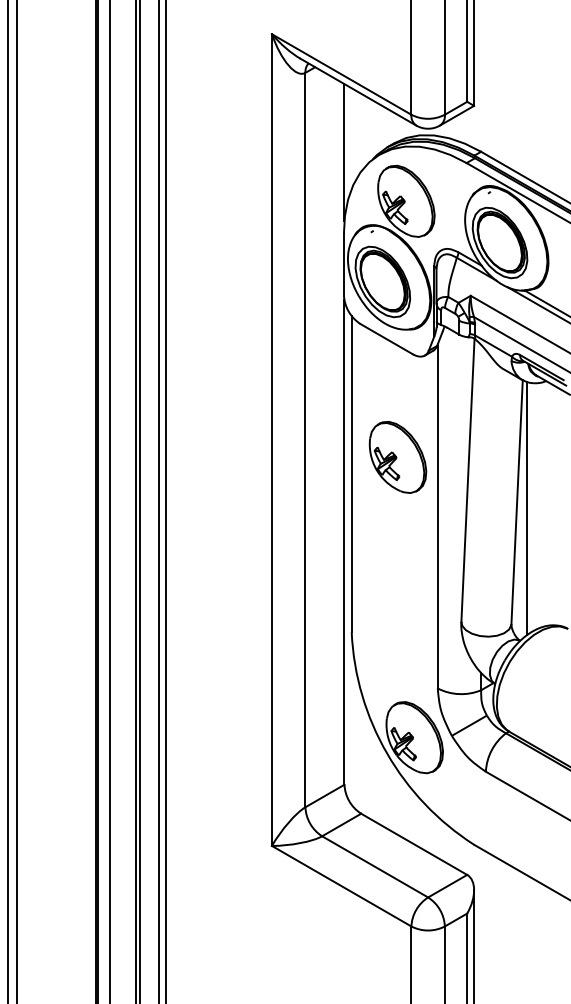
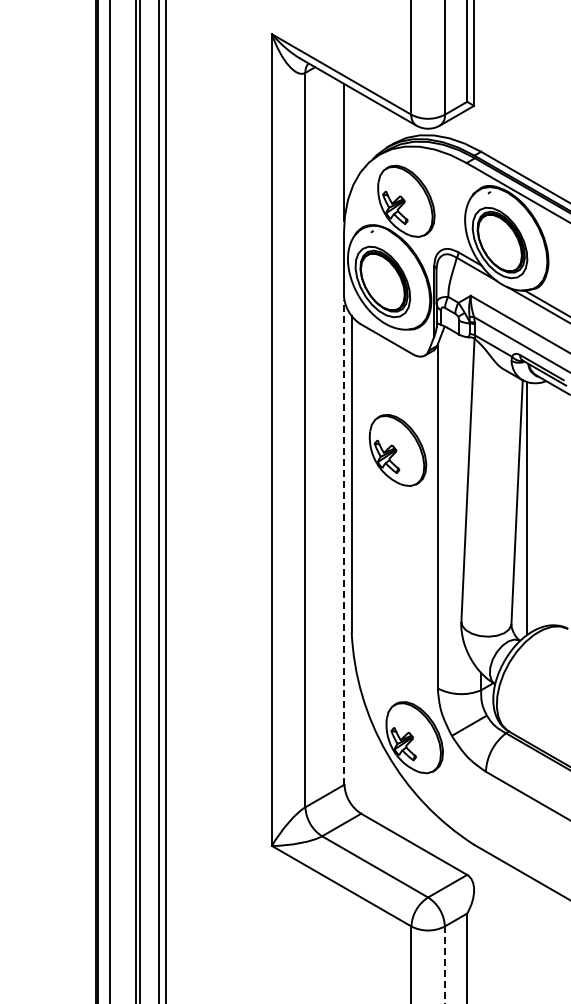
part position: (397, 457) -> (397, 450) (397, 450)
line: present -> none (8, 501)
line: present -> none (17, 501)
line: solid -> dashed (344, 542)
line: present -> none (474, 945)
line: solid -> dashed (444, 965)
